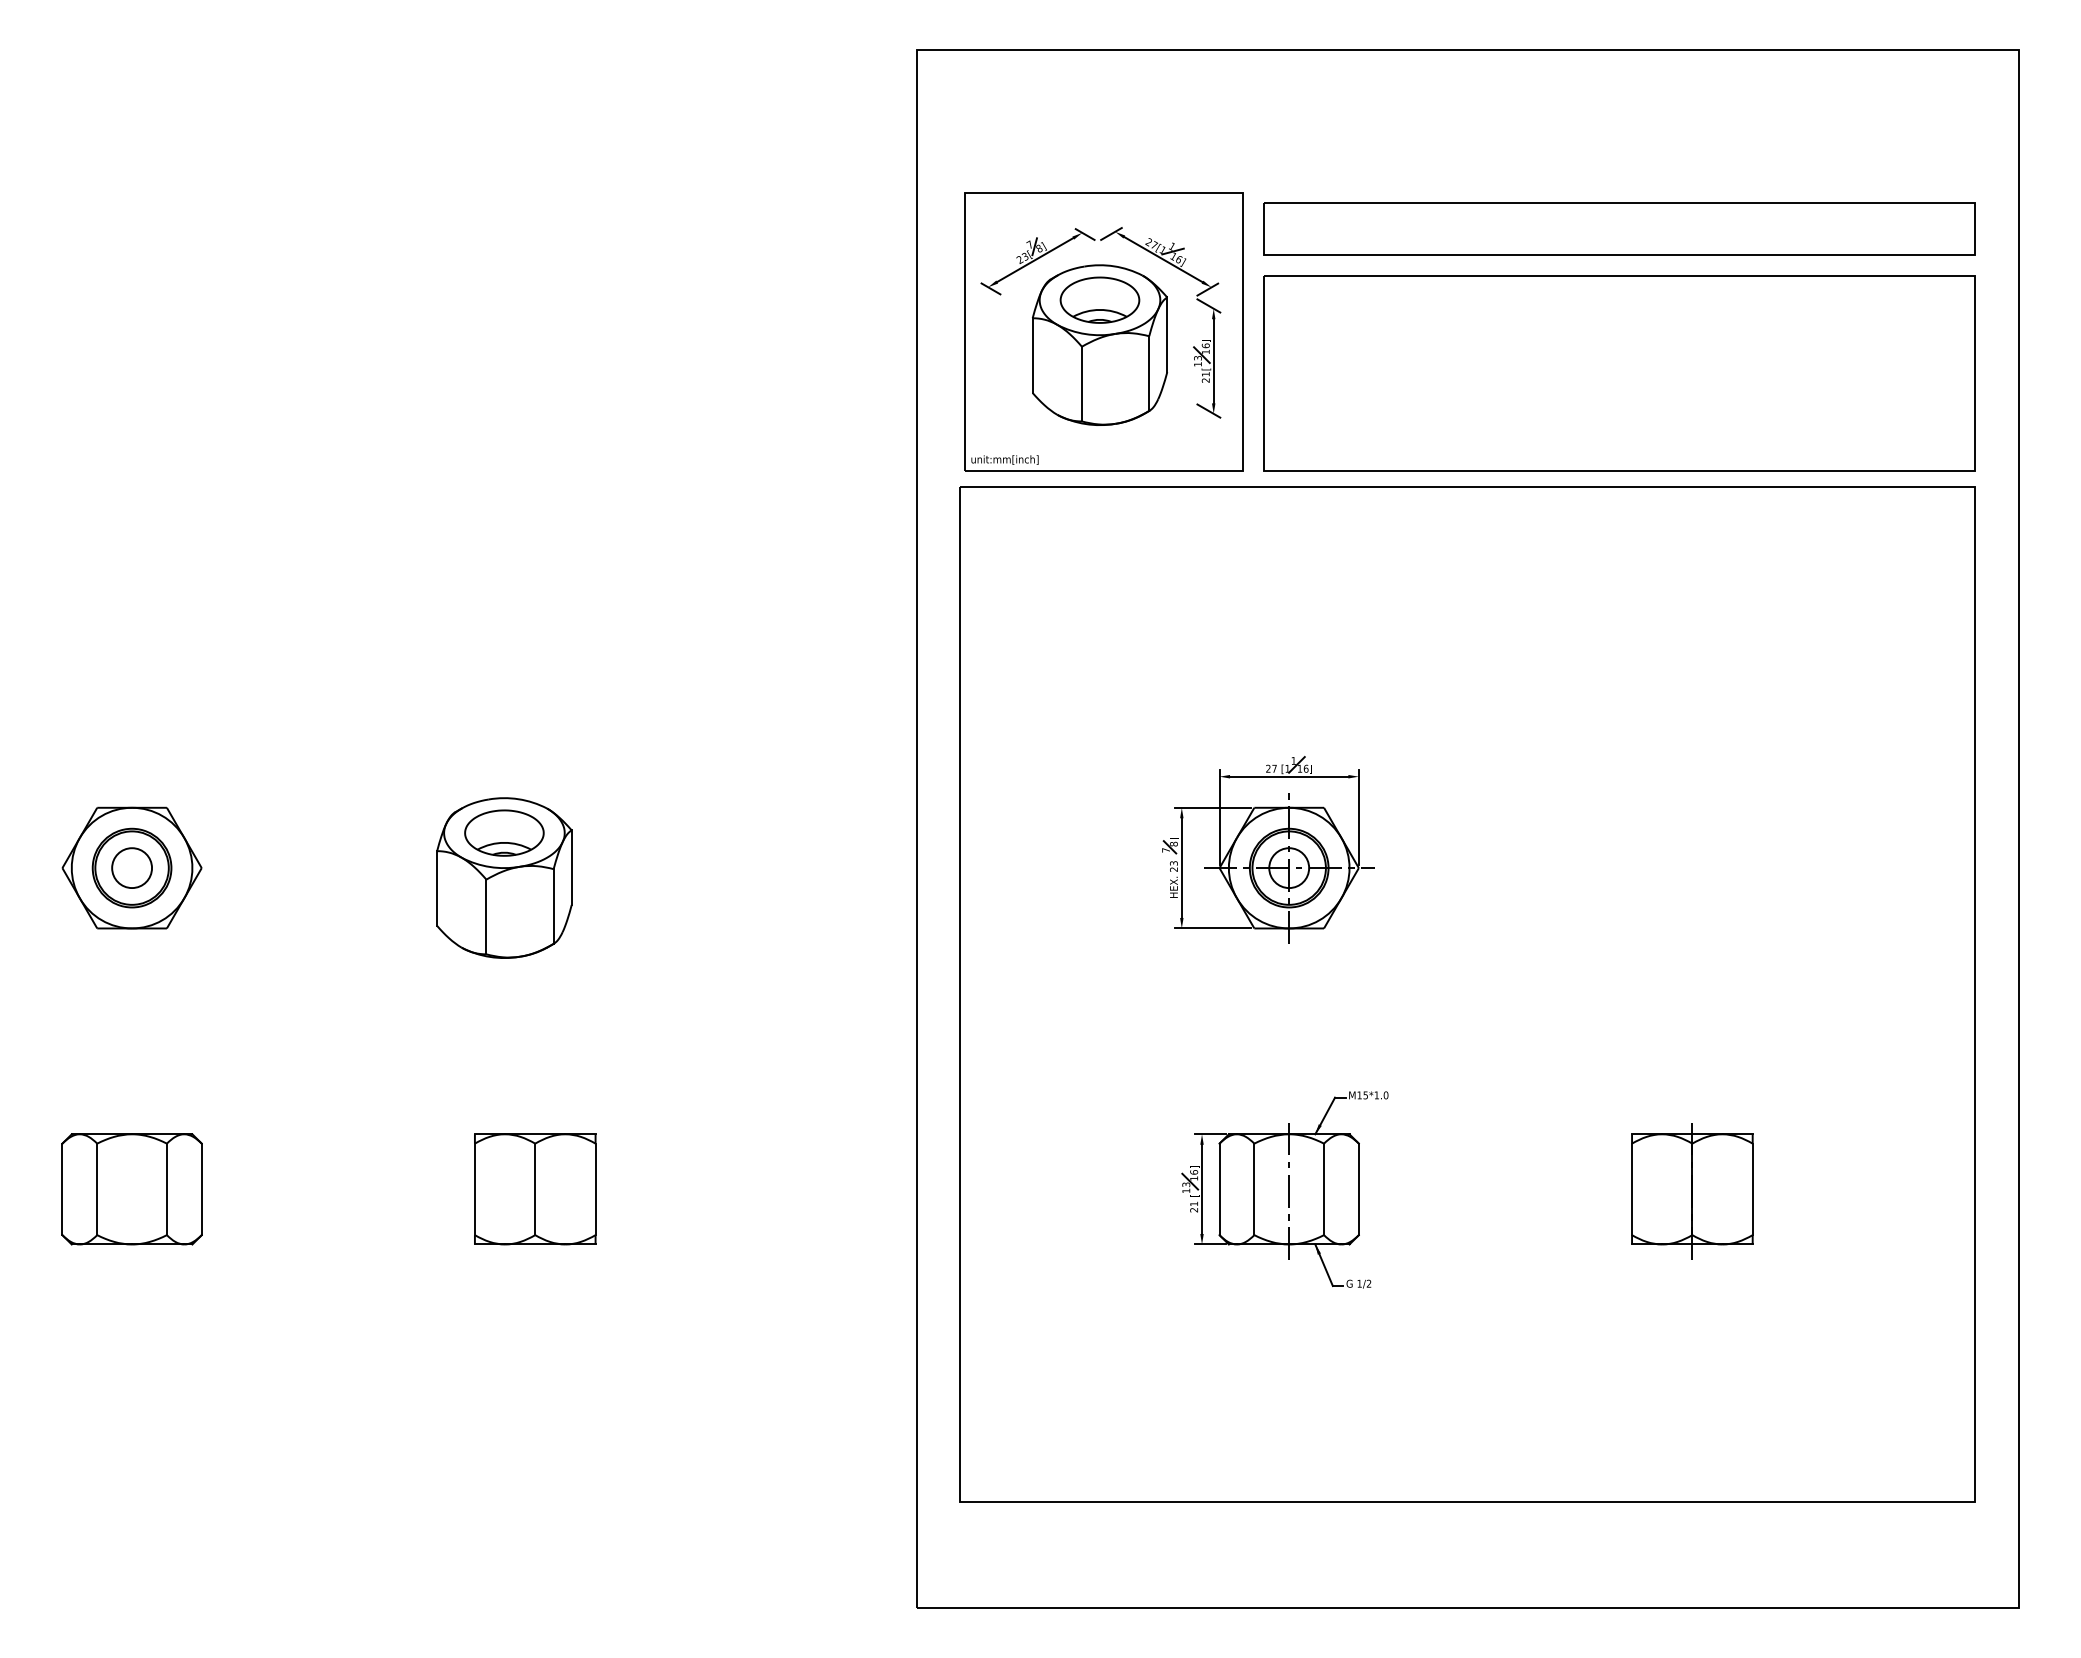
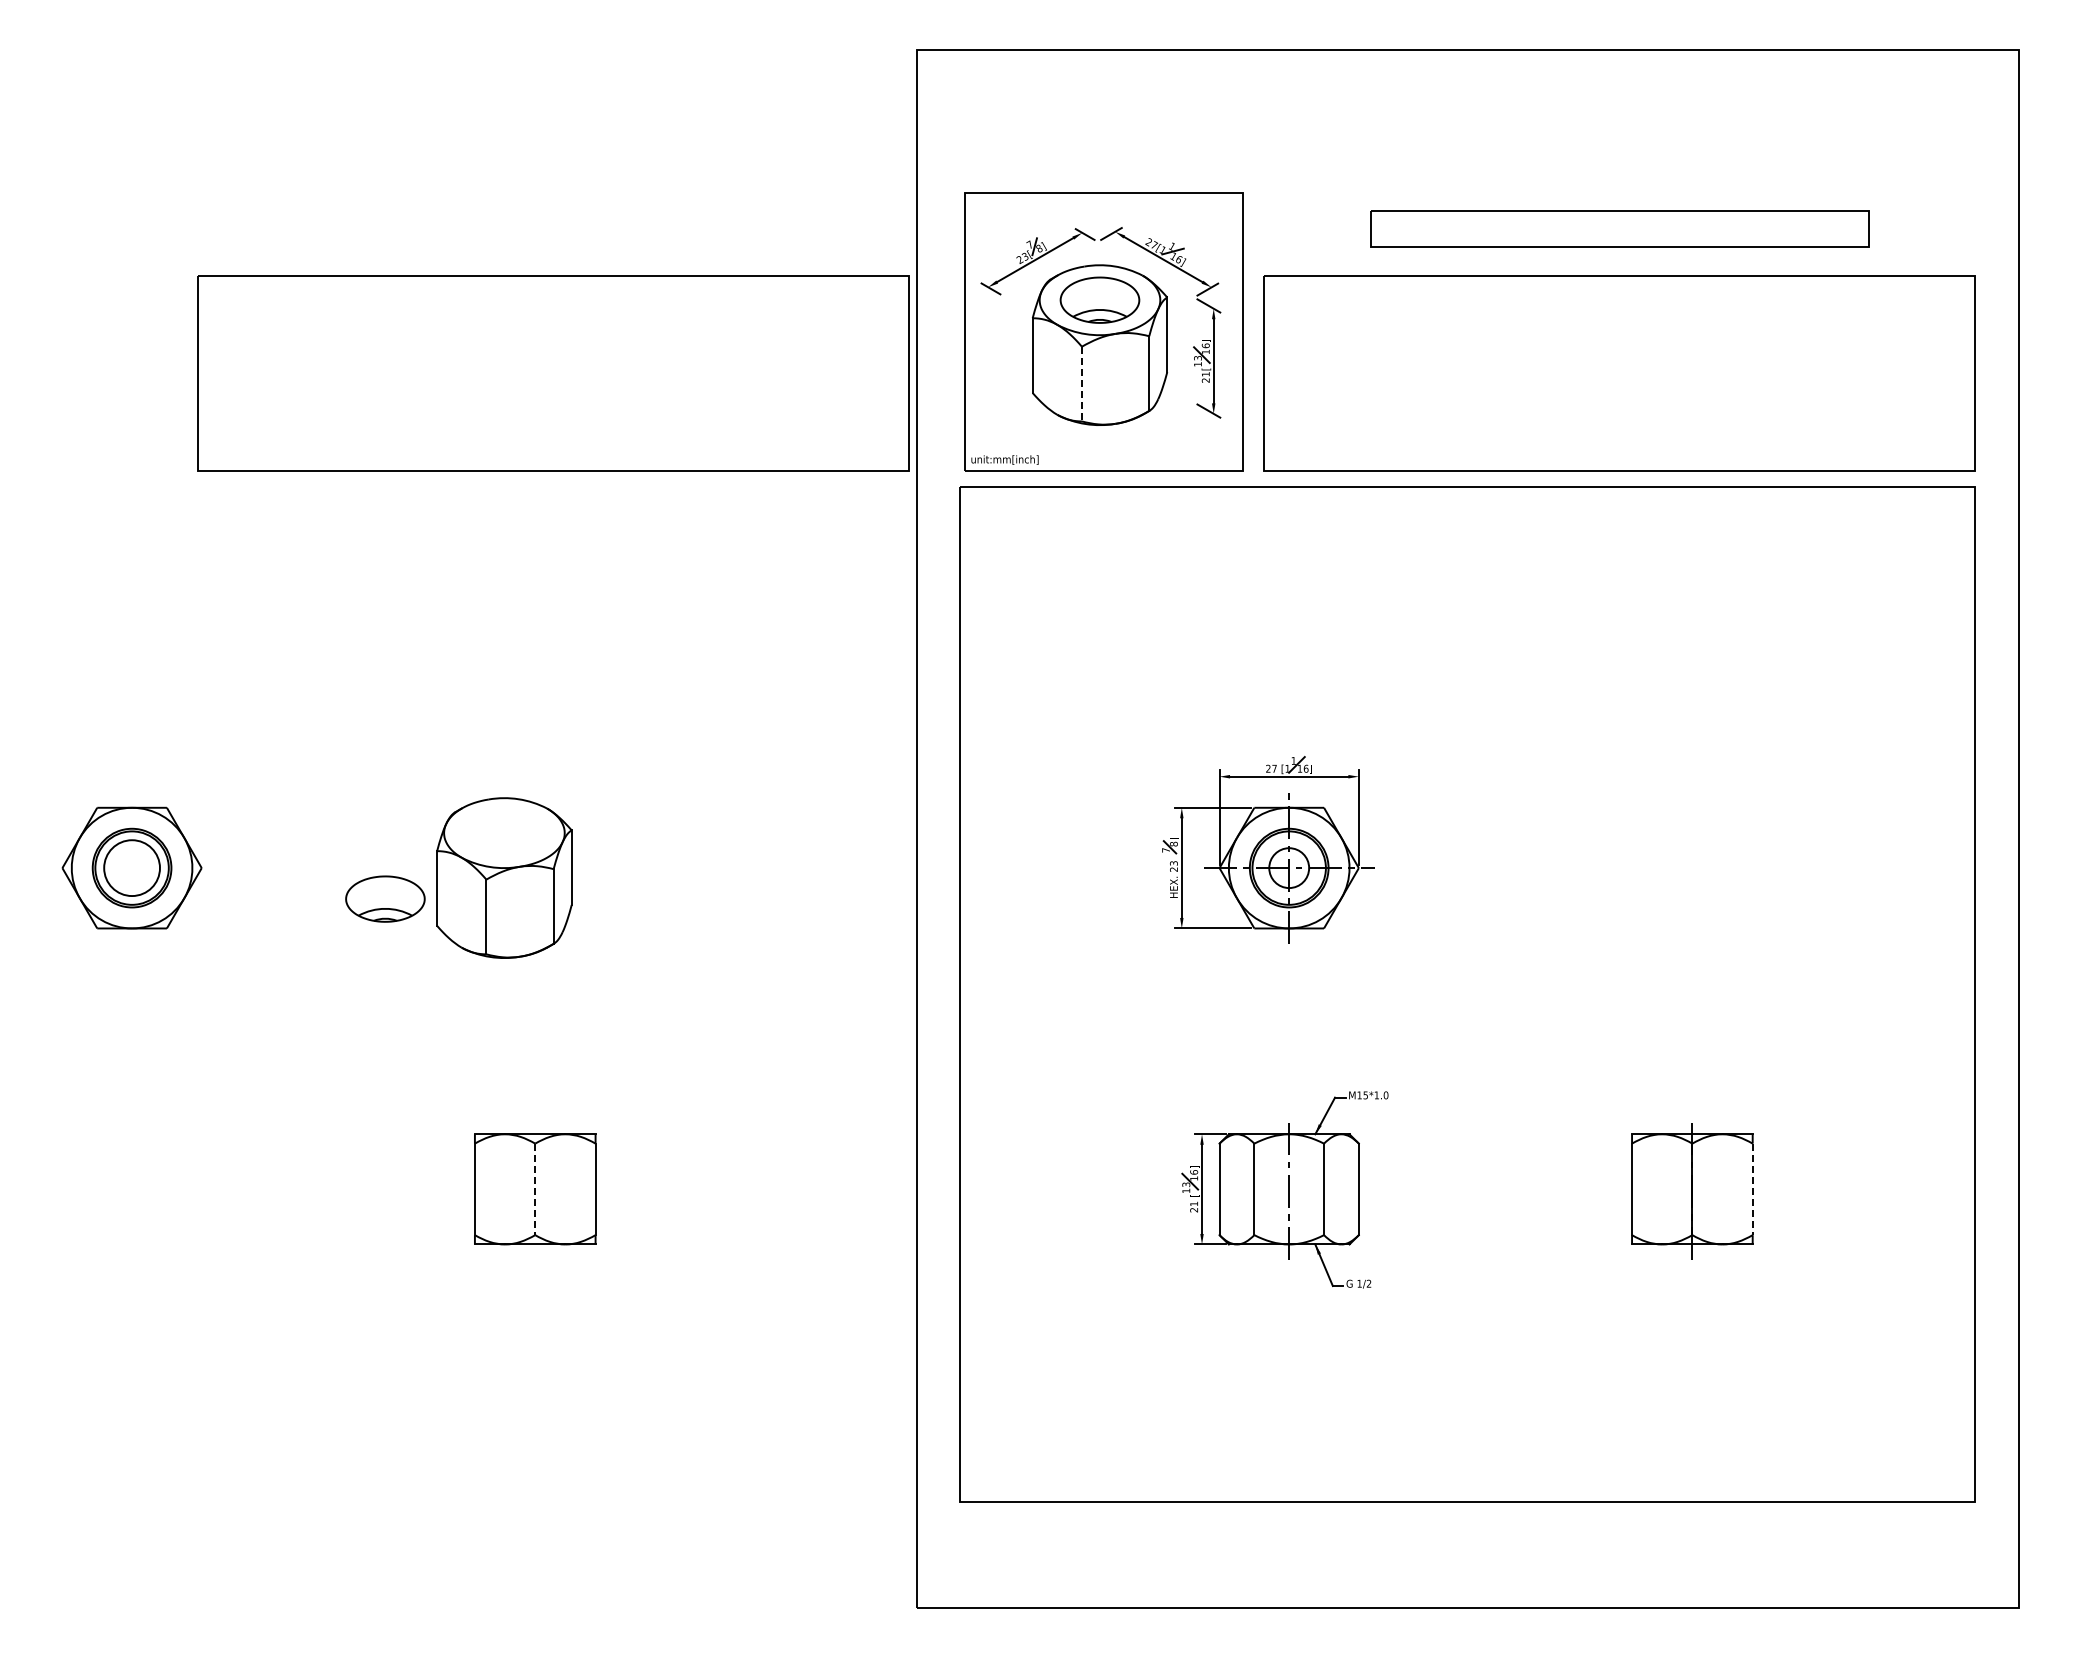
part size: 713x54 px -> 500x38 px (1619, 228)
part: none -> present (553, 373)
line: solid -> dashed (1081, 384)
part position: (504, 832) -> (385, 898) (385, 898)
circle diameter: 40 px -> 56 px (132, 868)
part: present -> none (131, 1189)
line: solid -> dashed (535, 1189)
line: solid -> dashed (1752, 1189)
